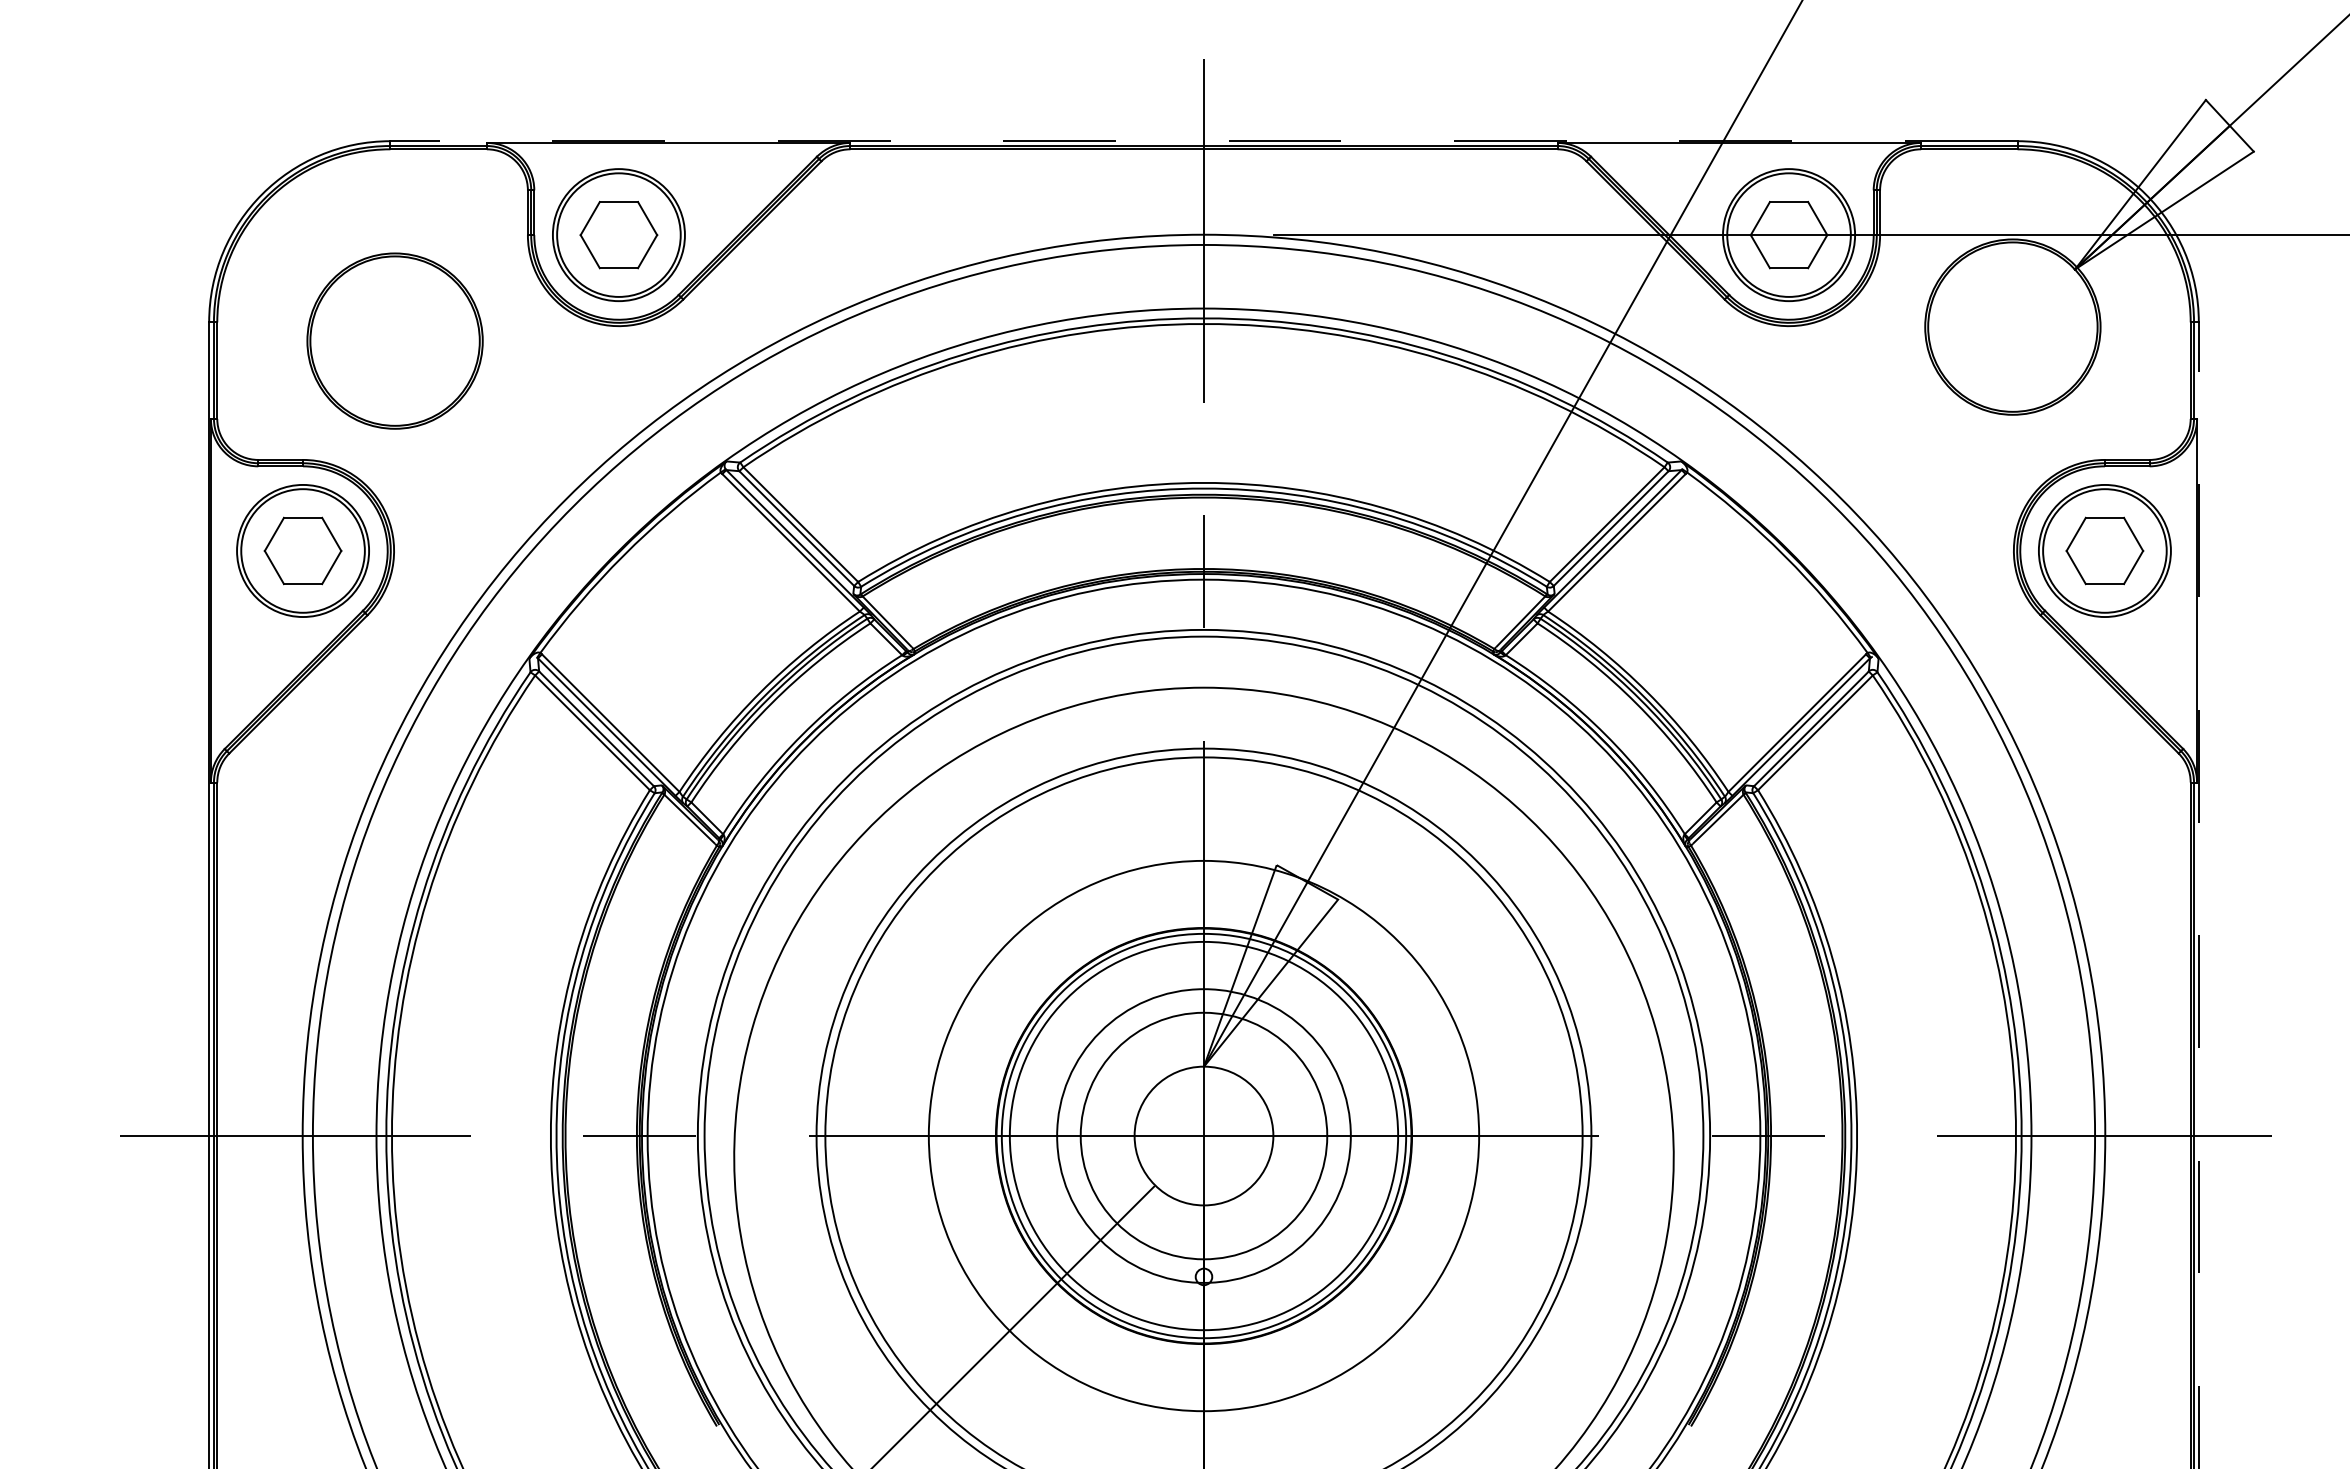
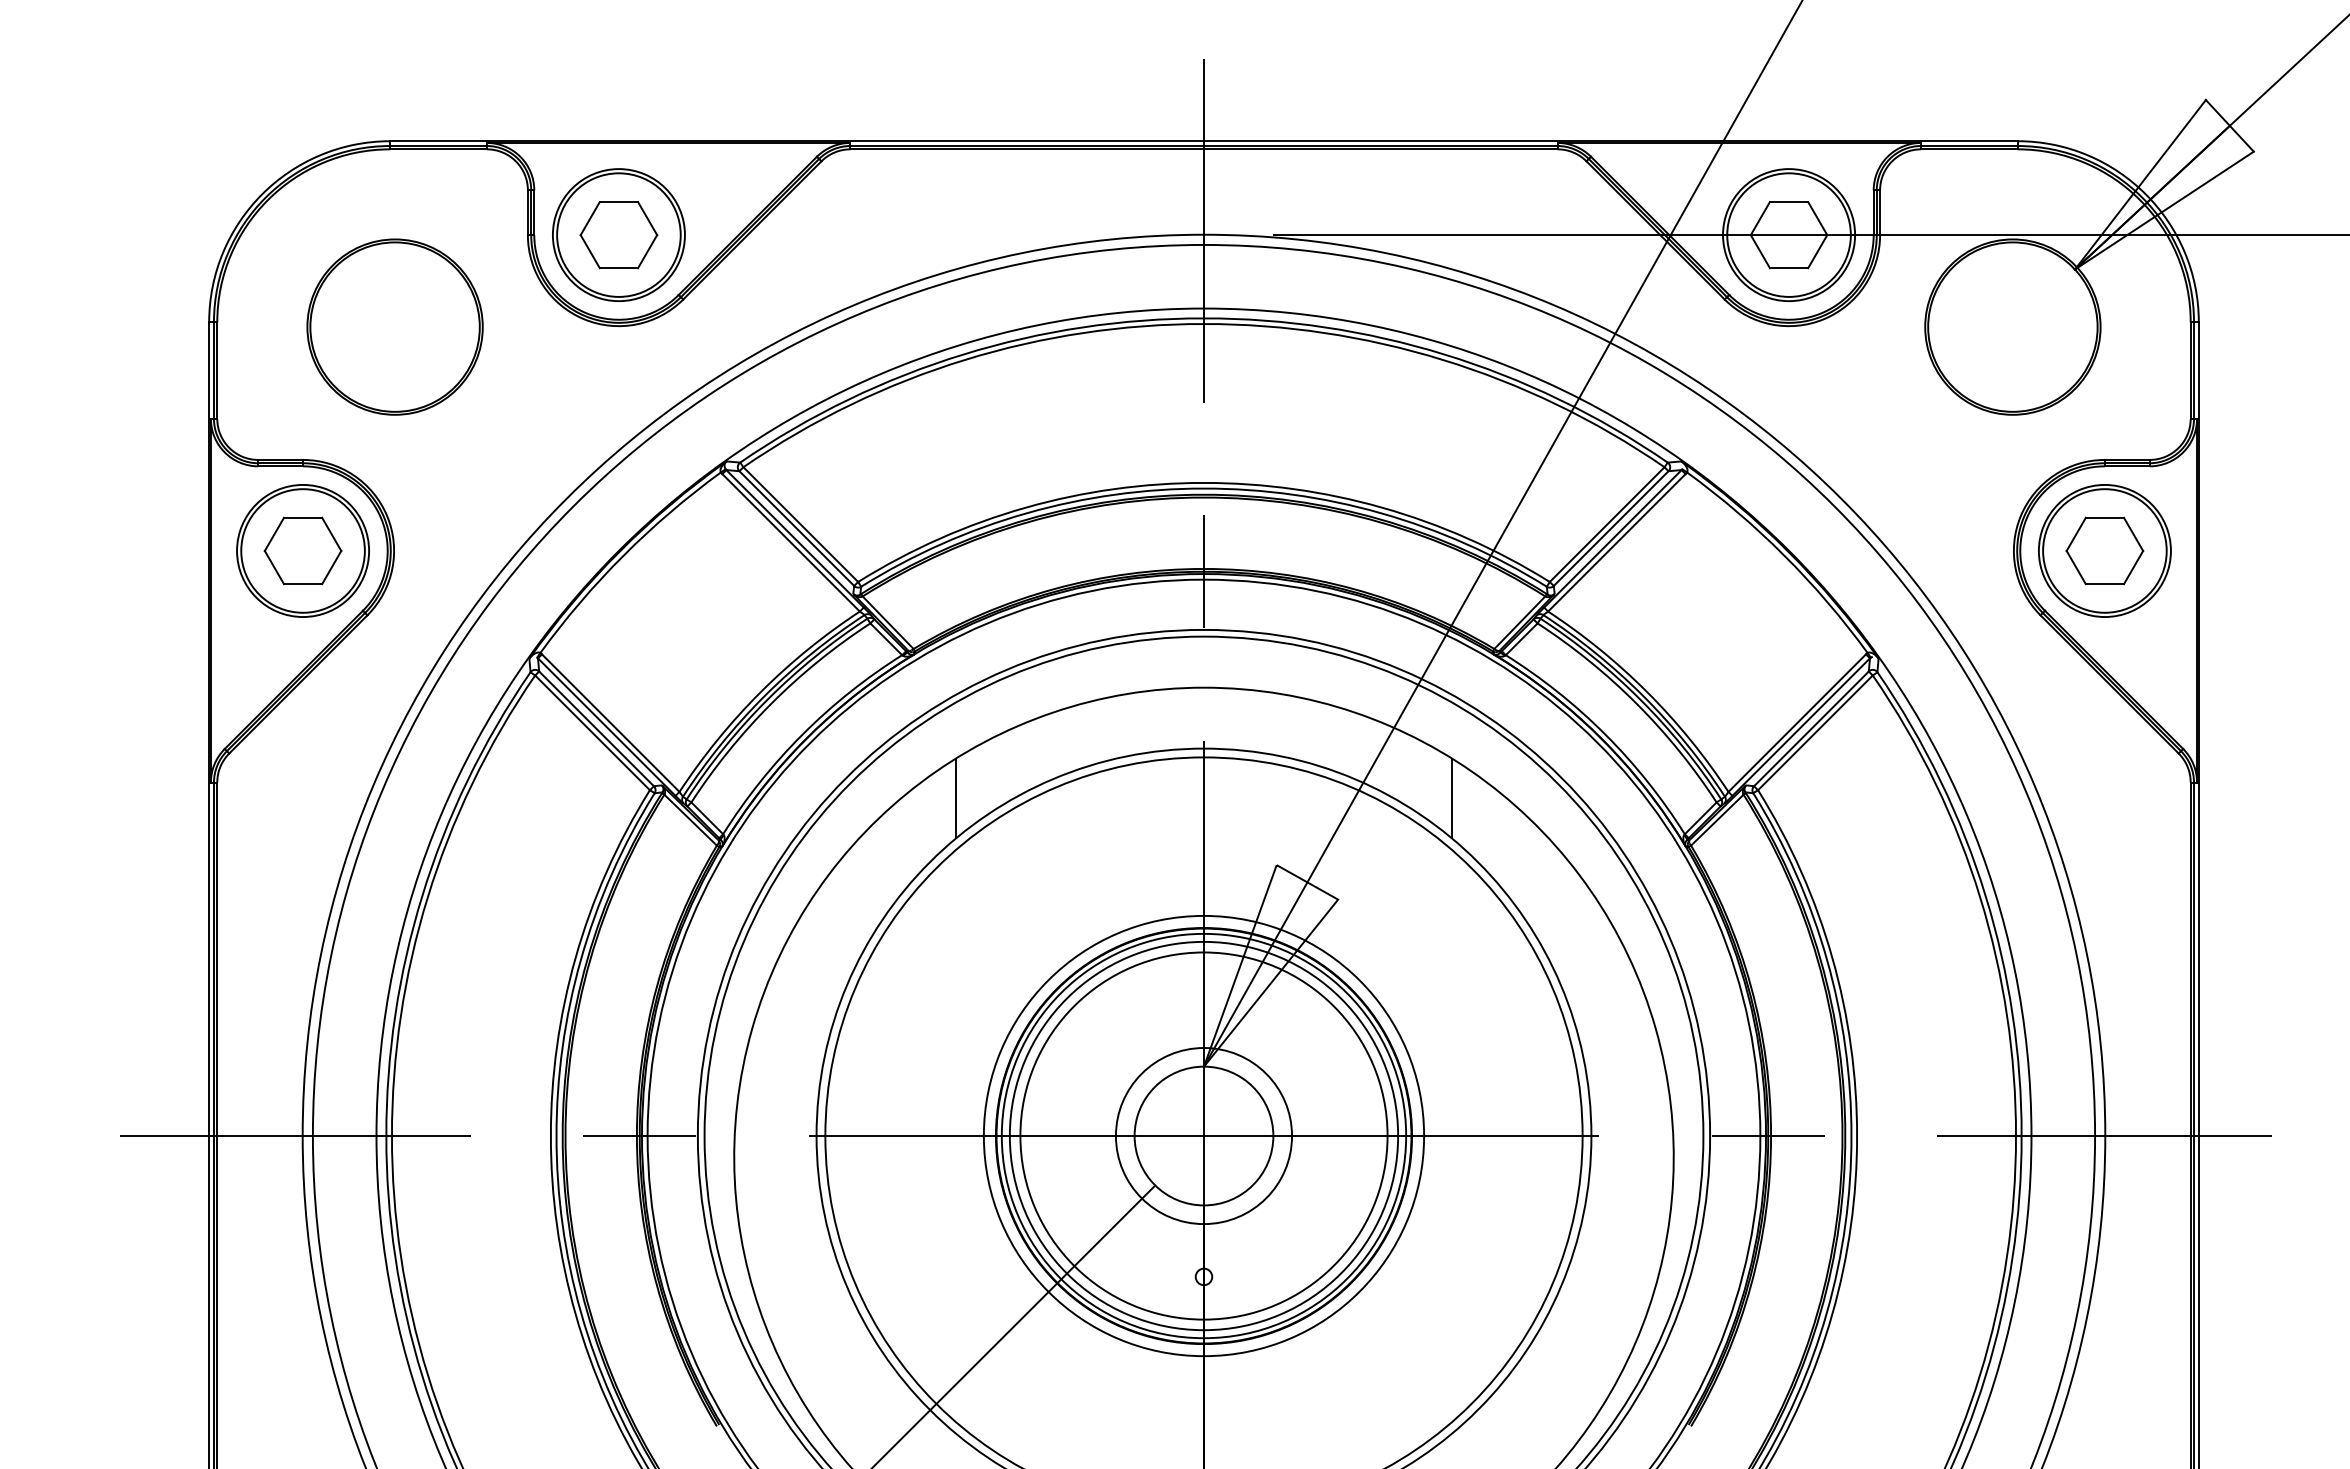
line: dashed -> solid (1204, 141)
part position: (394, 340) -> (394, 326) (394, 326)
line: none -> present (956, 798)
line: none -> present (1451, 798)
line: dashed -> solid (2198, 895)
circle diameter: 247 px -> 176 px (1203, 1136)
circle diameter: 294 px -> 367 px (1203, 1135)
circle diameter: 550 px -> 440 px (1203, 1135)
